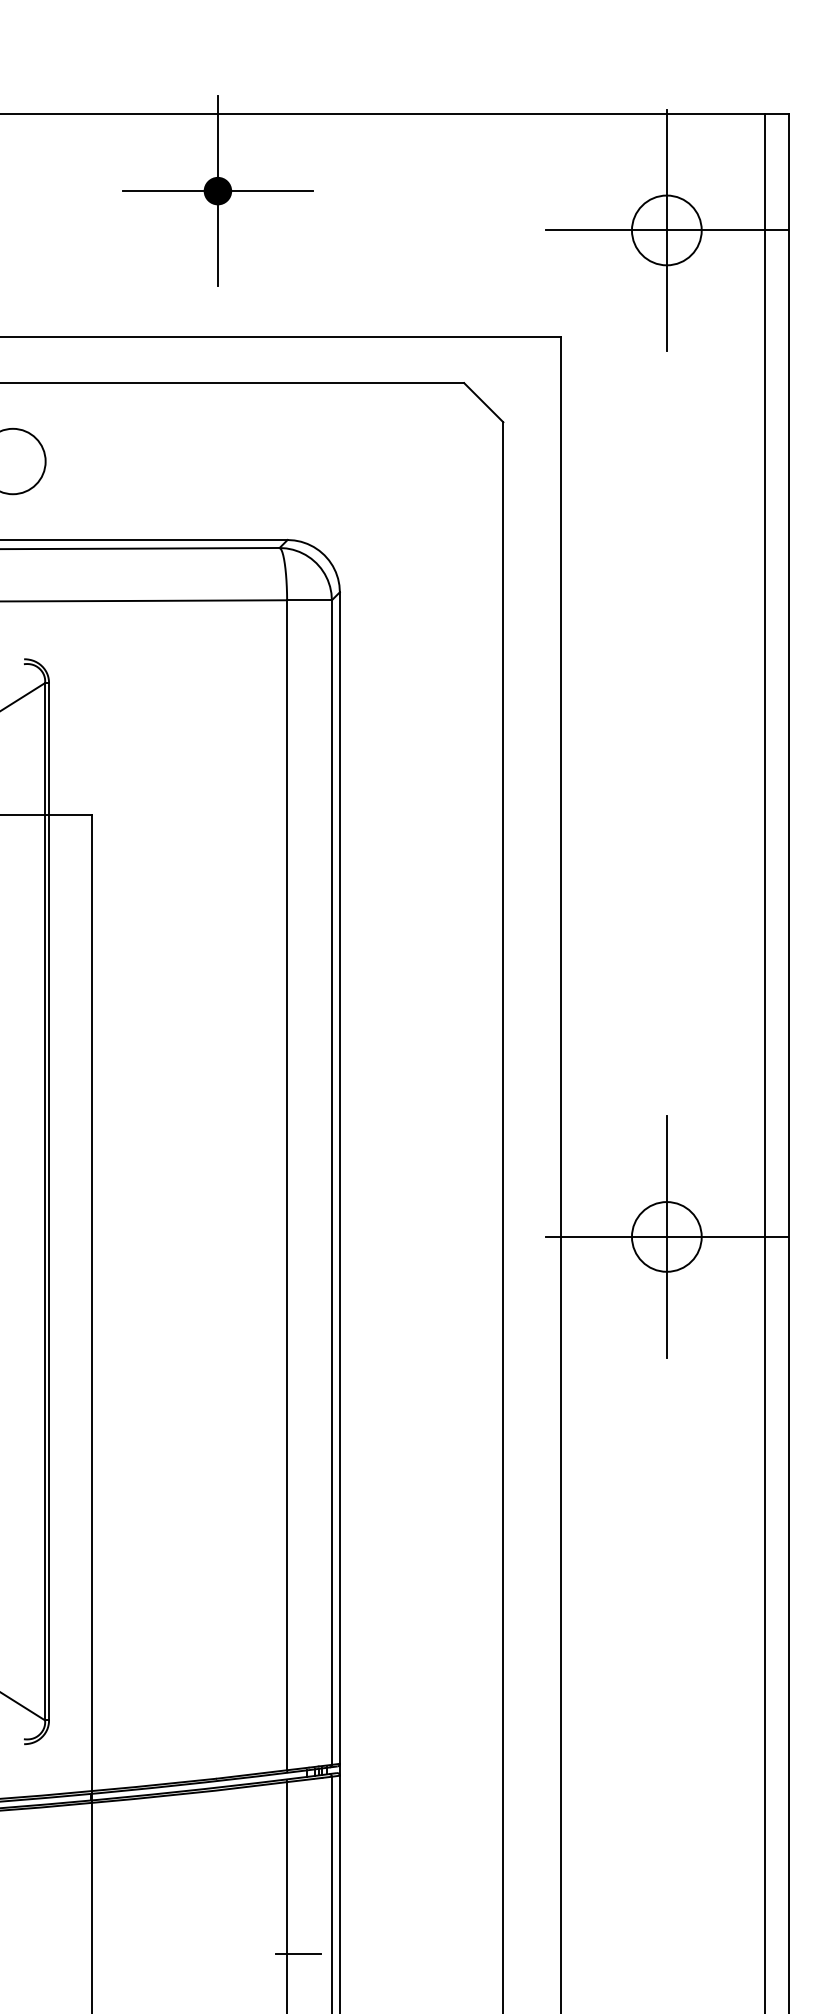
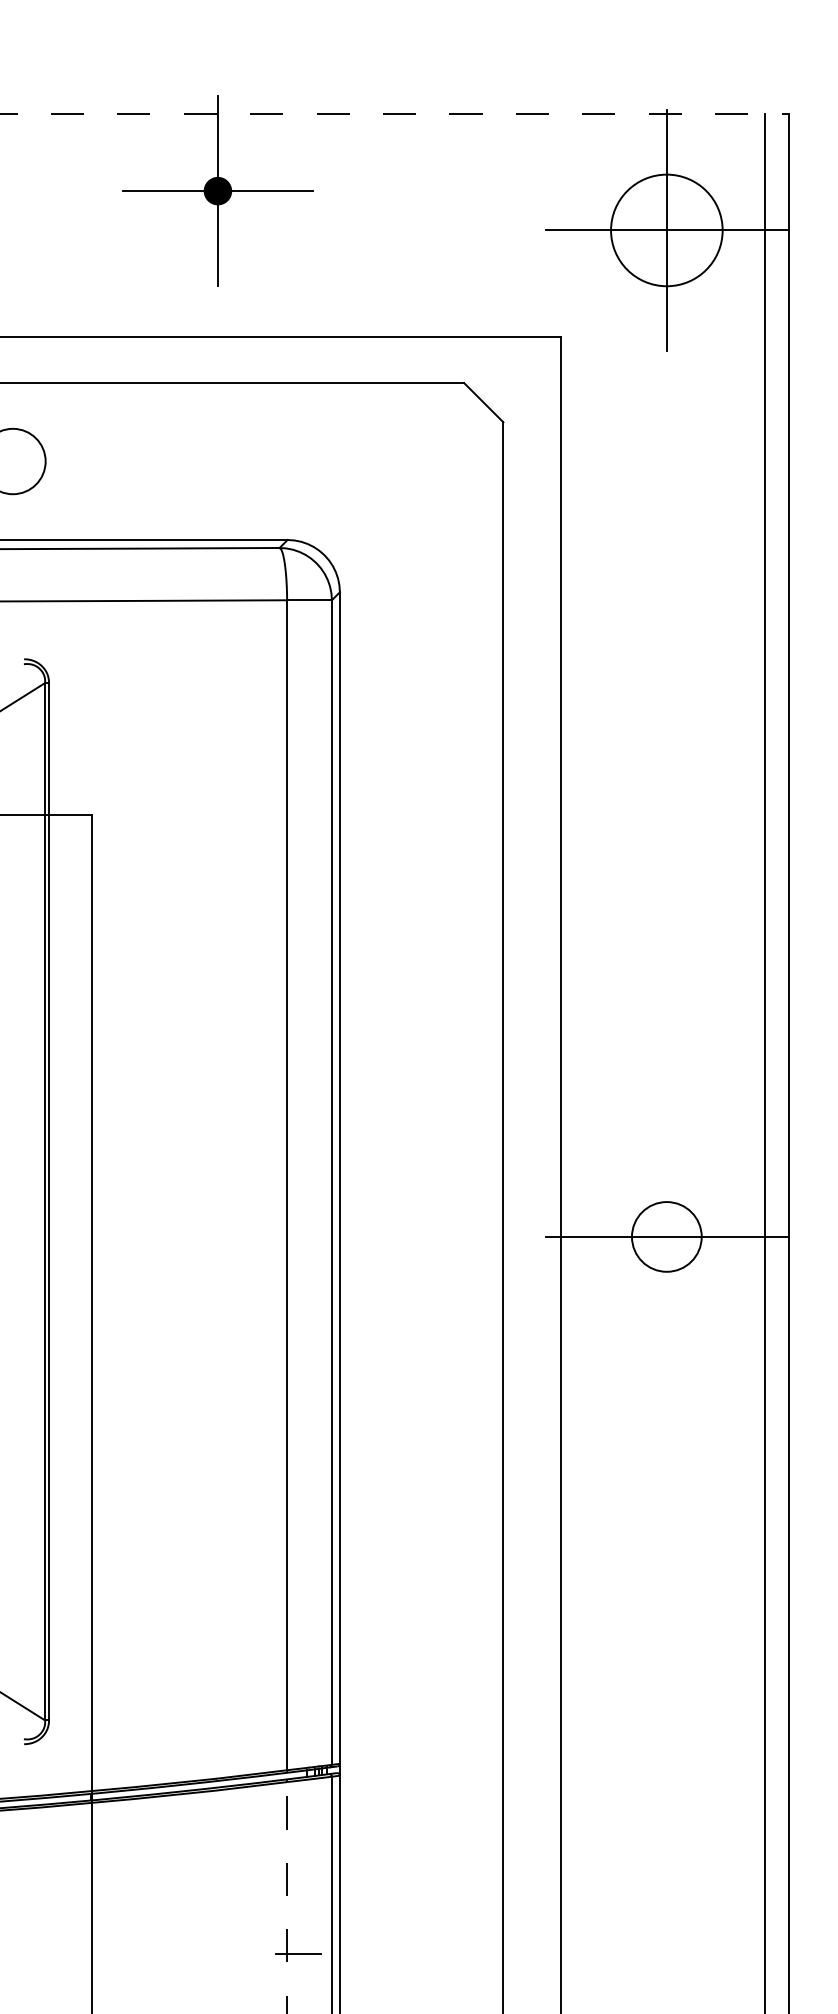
line: solid -> dashed (395, 114)
circle diameter: 70 px -> 112 px (666, 230)
line: present -> none (666, 1236)
line: solid -> dashed (287, 1897)
